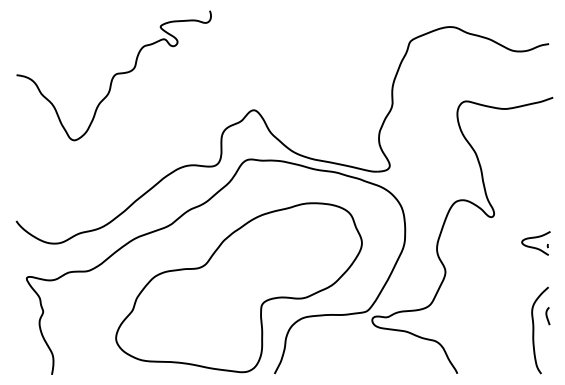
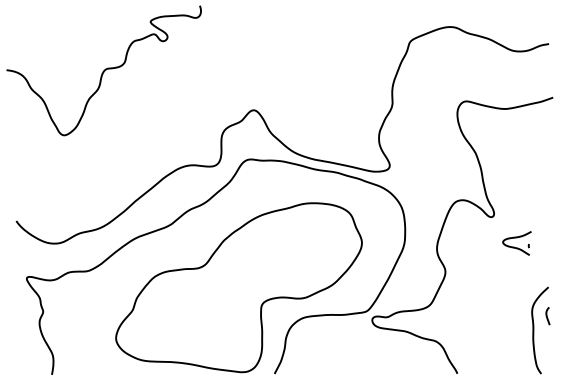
curve position: (113, 75) -> (103, 70) (103, 70)
part position: (535, 243) -> (516, 243) (516, 243)
